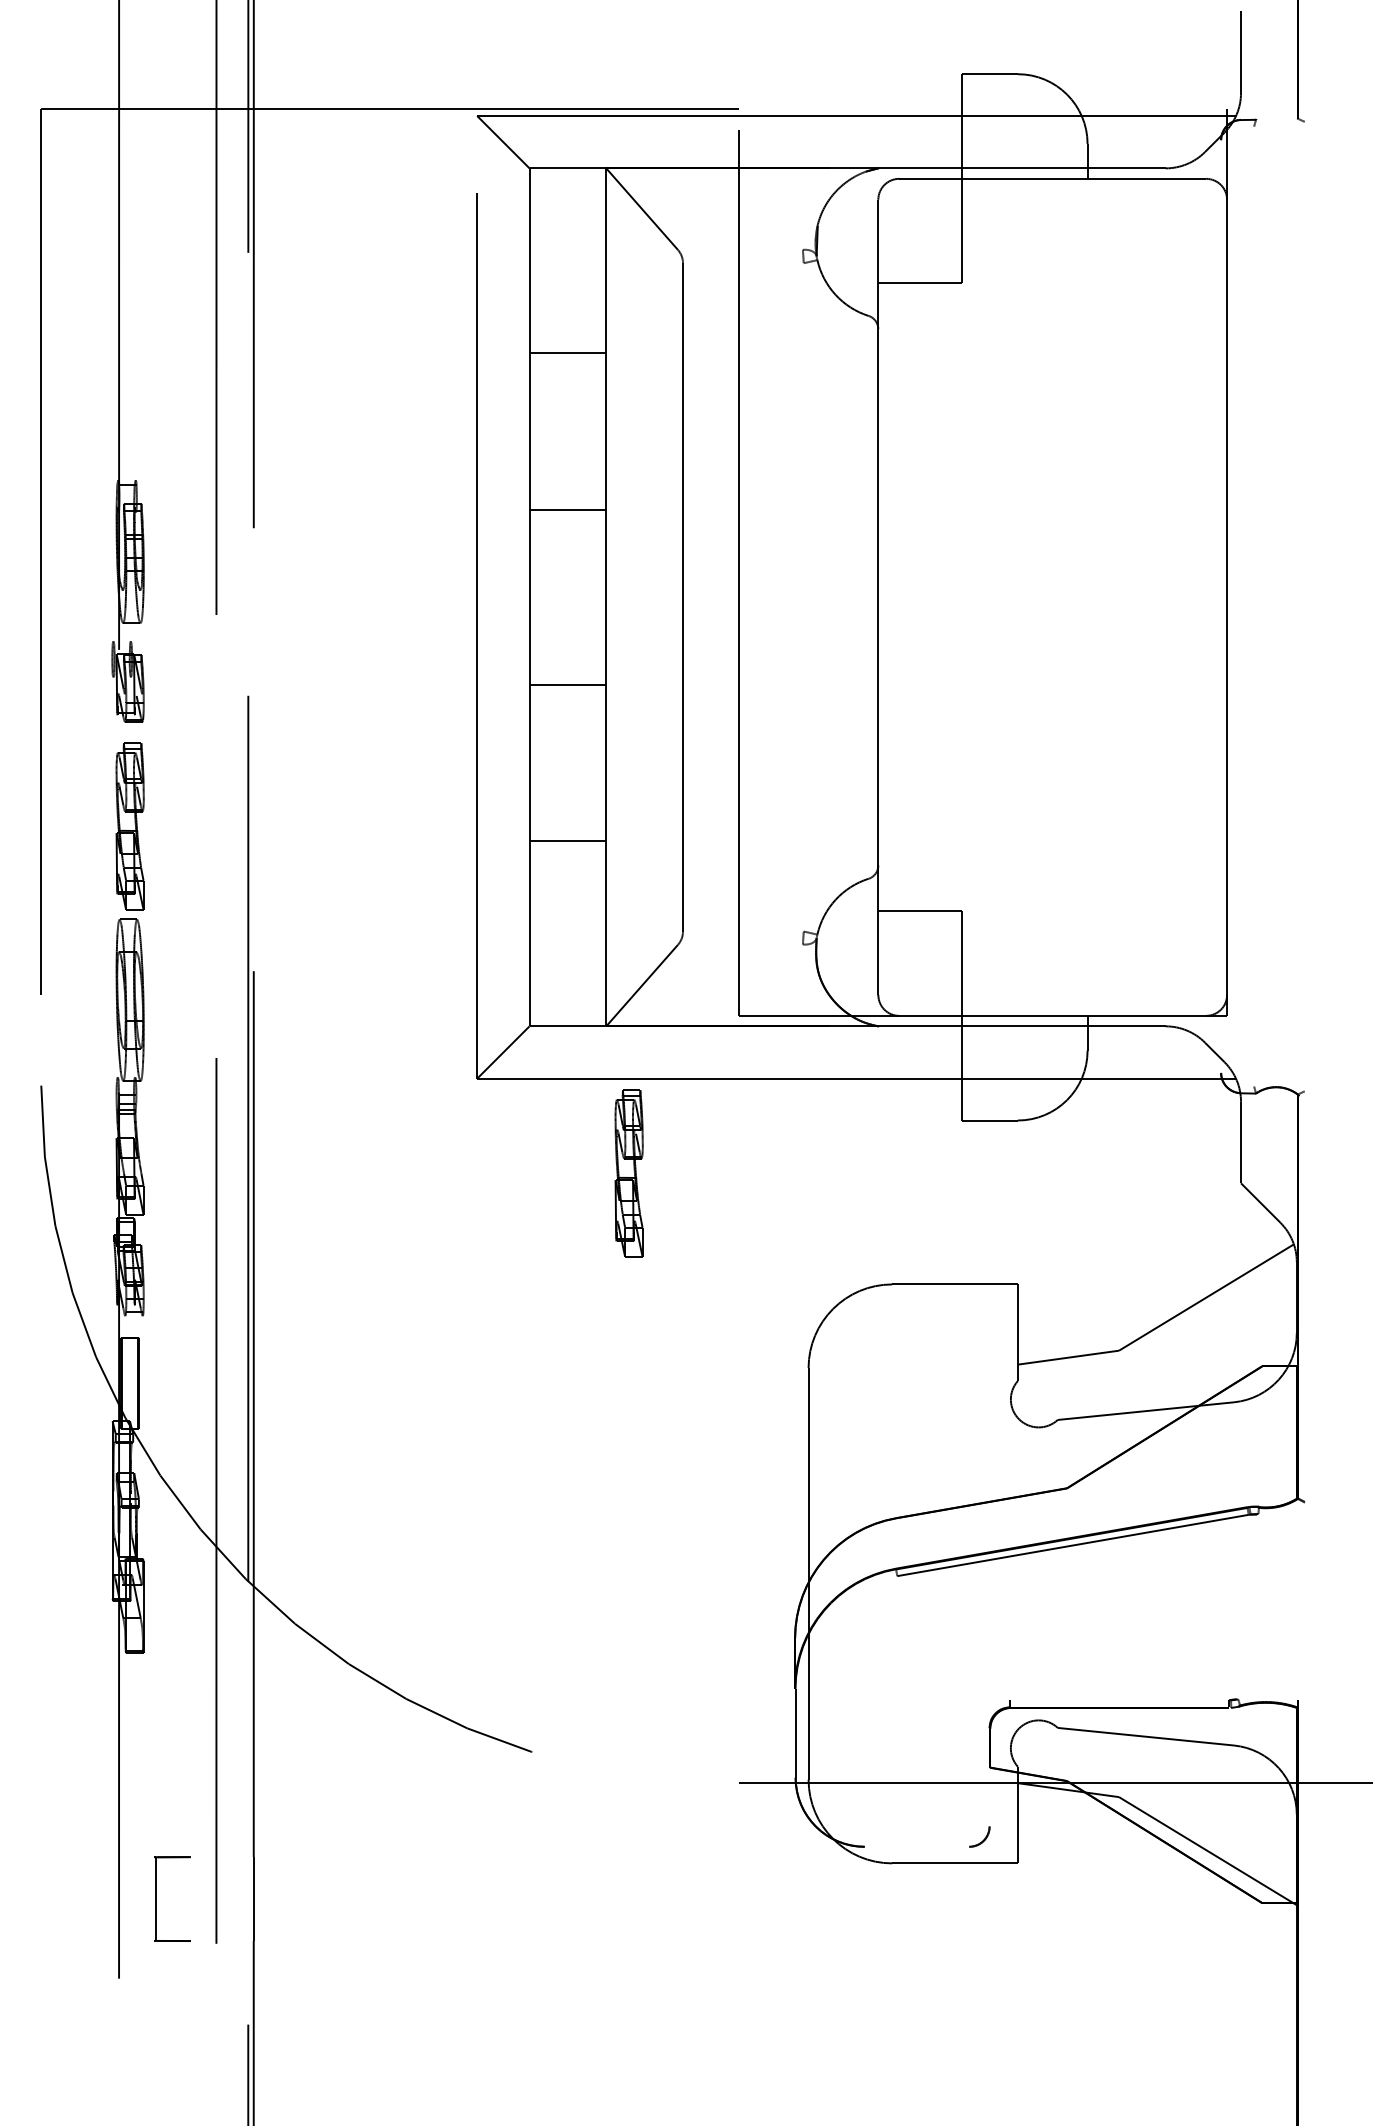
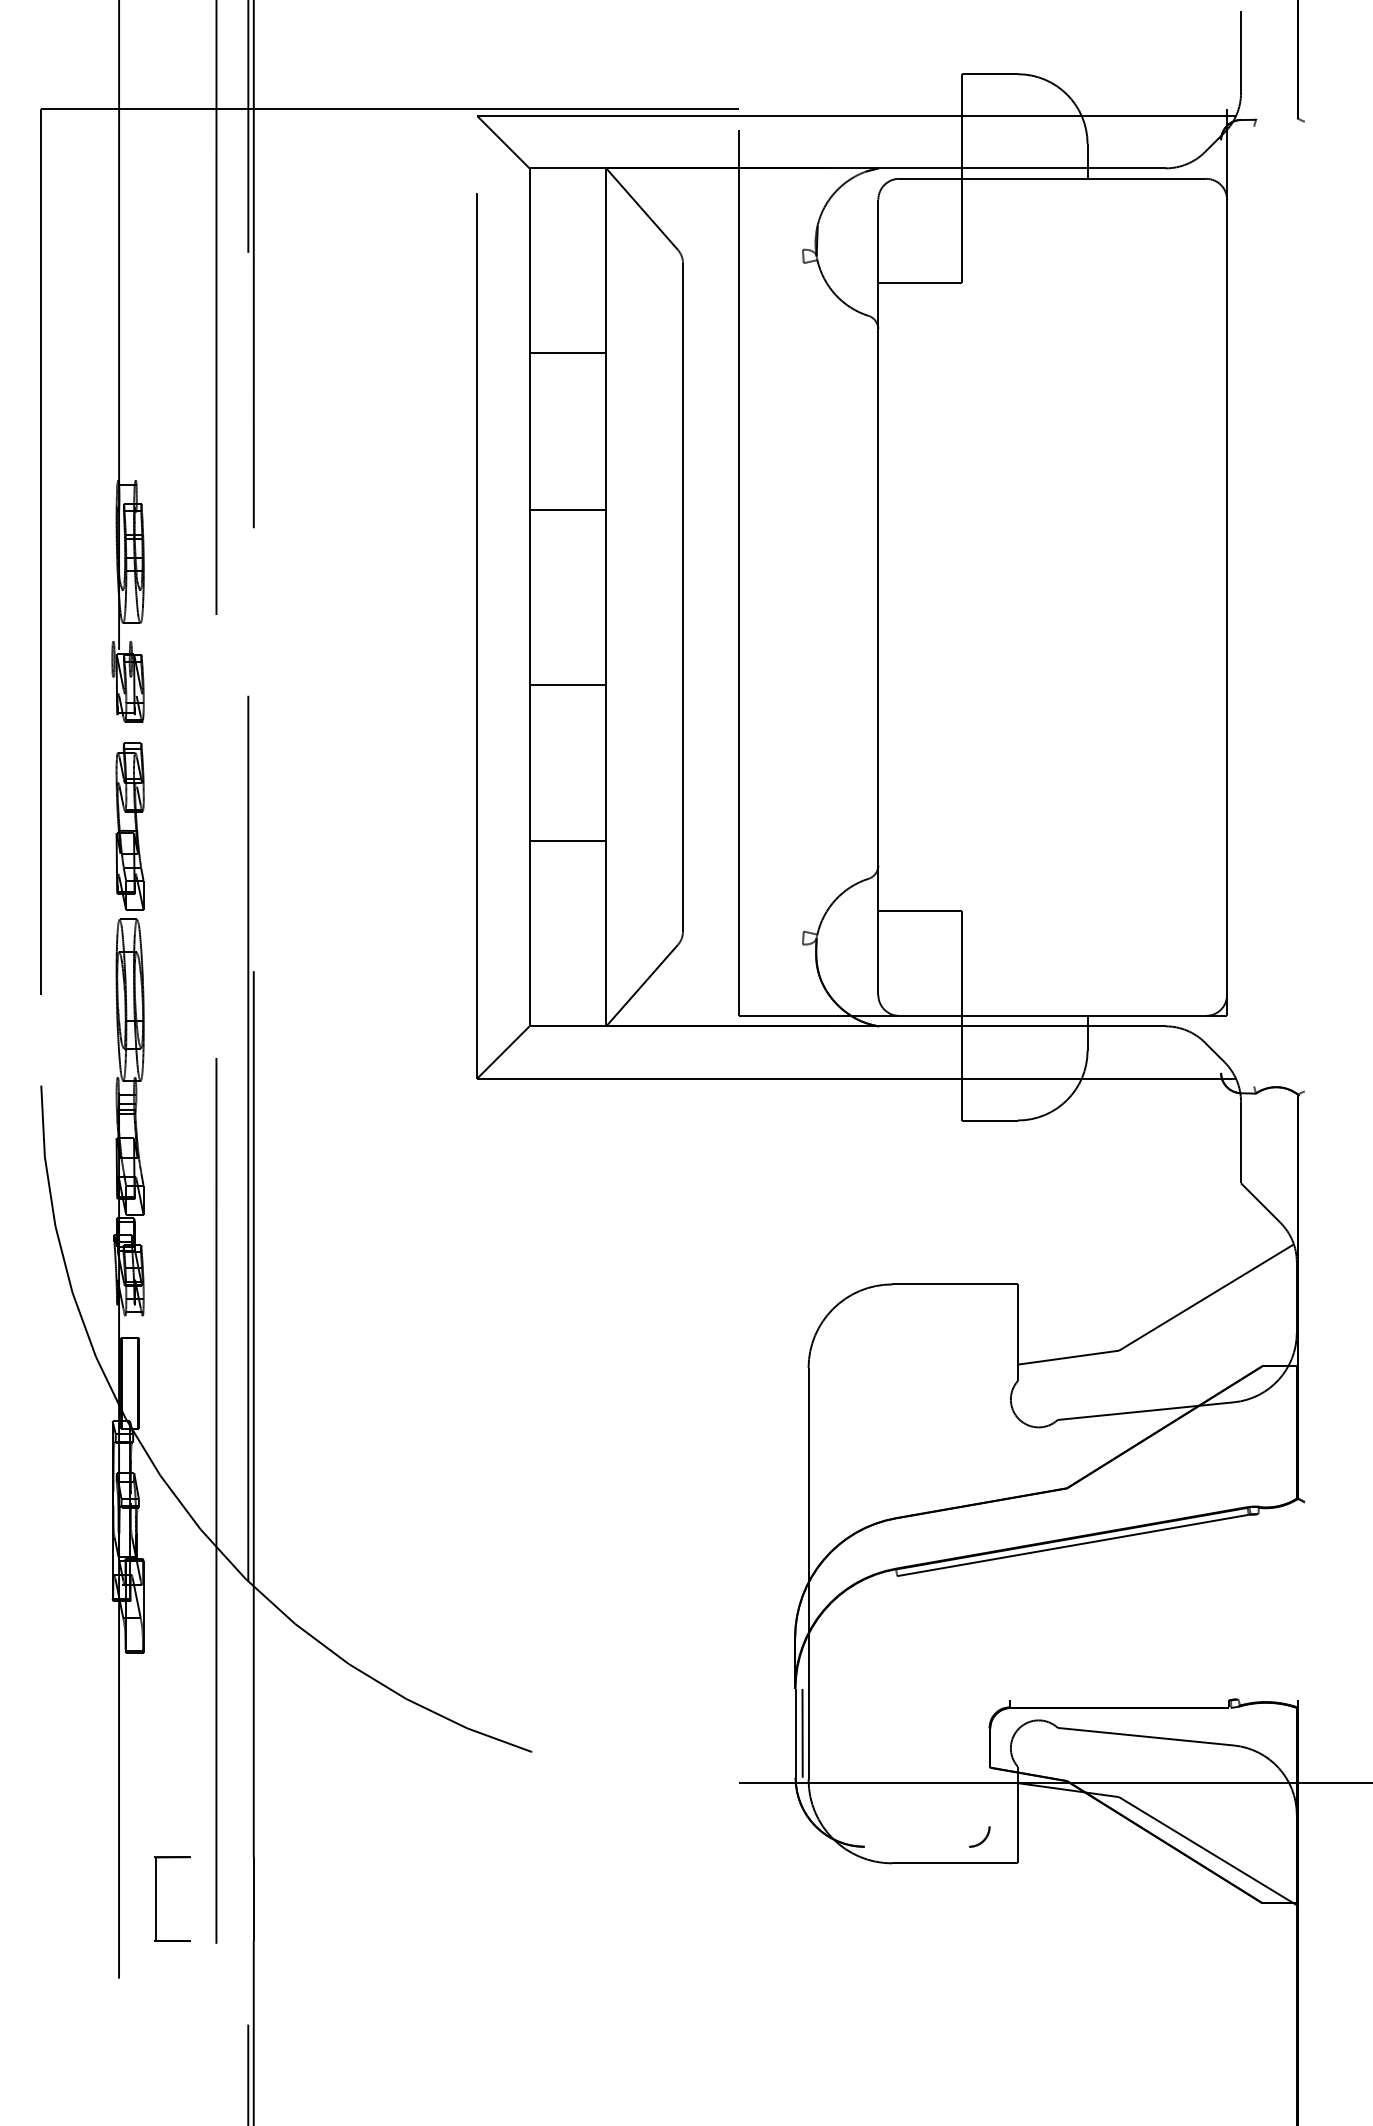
part: present -> none (628, 1173)
line: none -> present (802, 1732)
